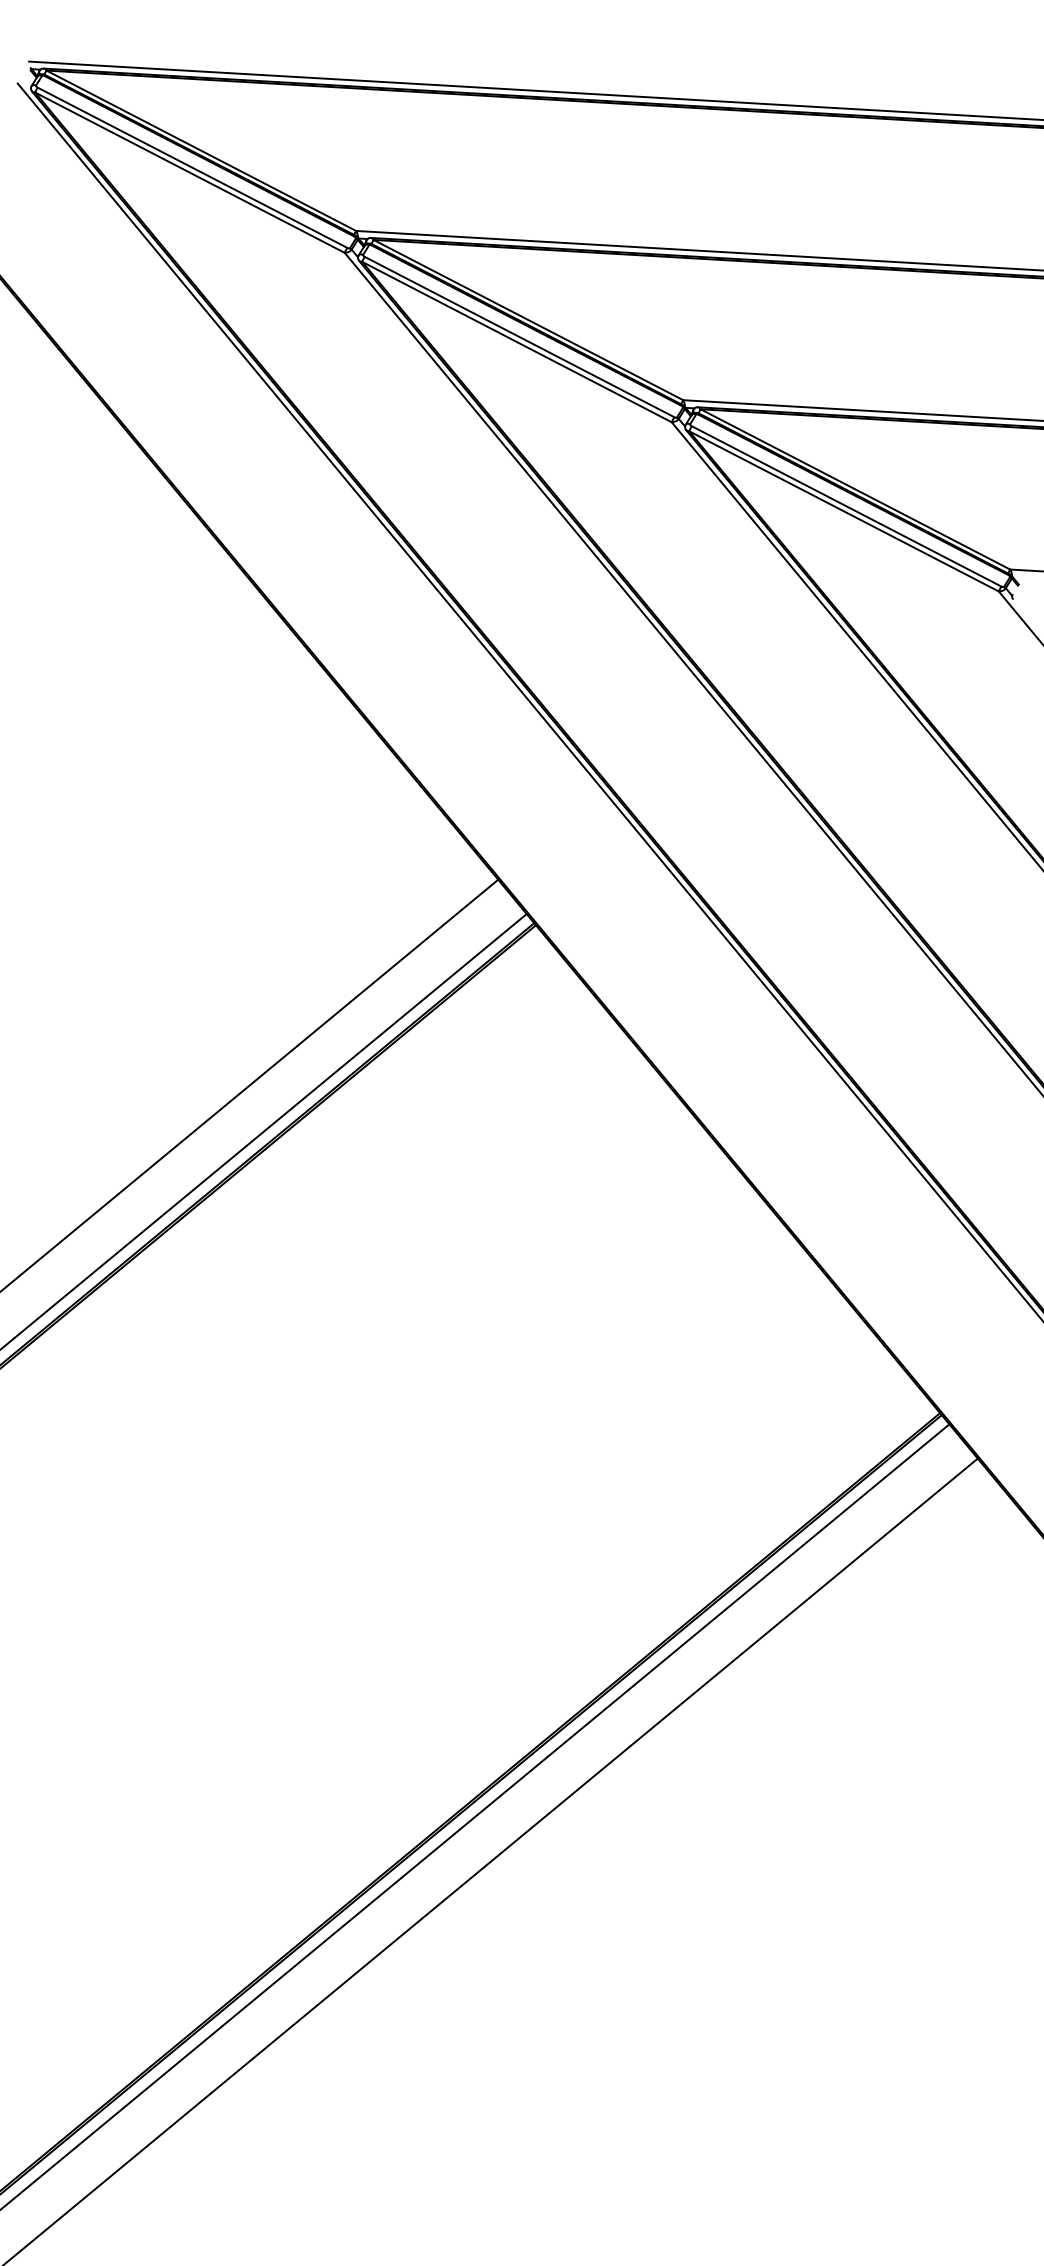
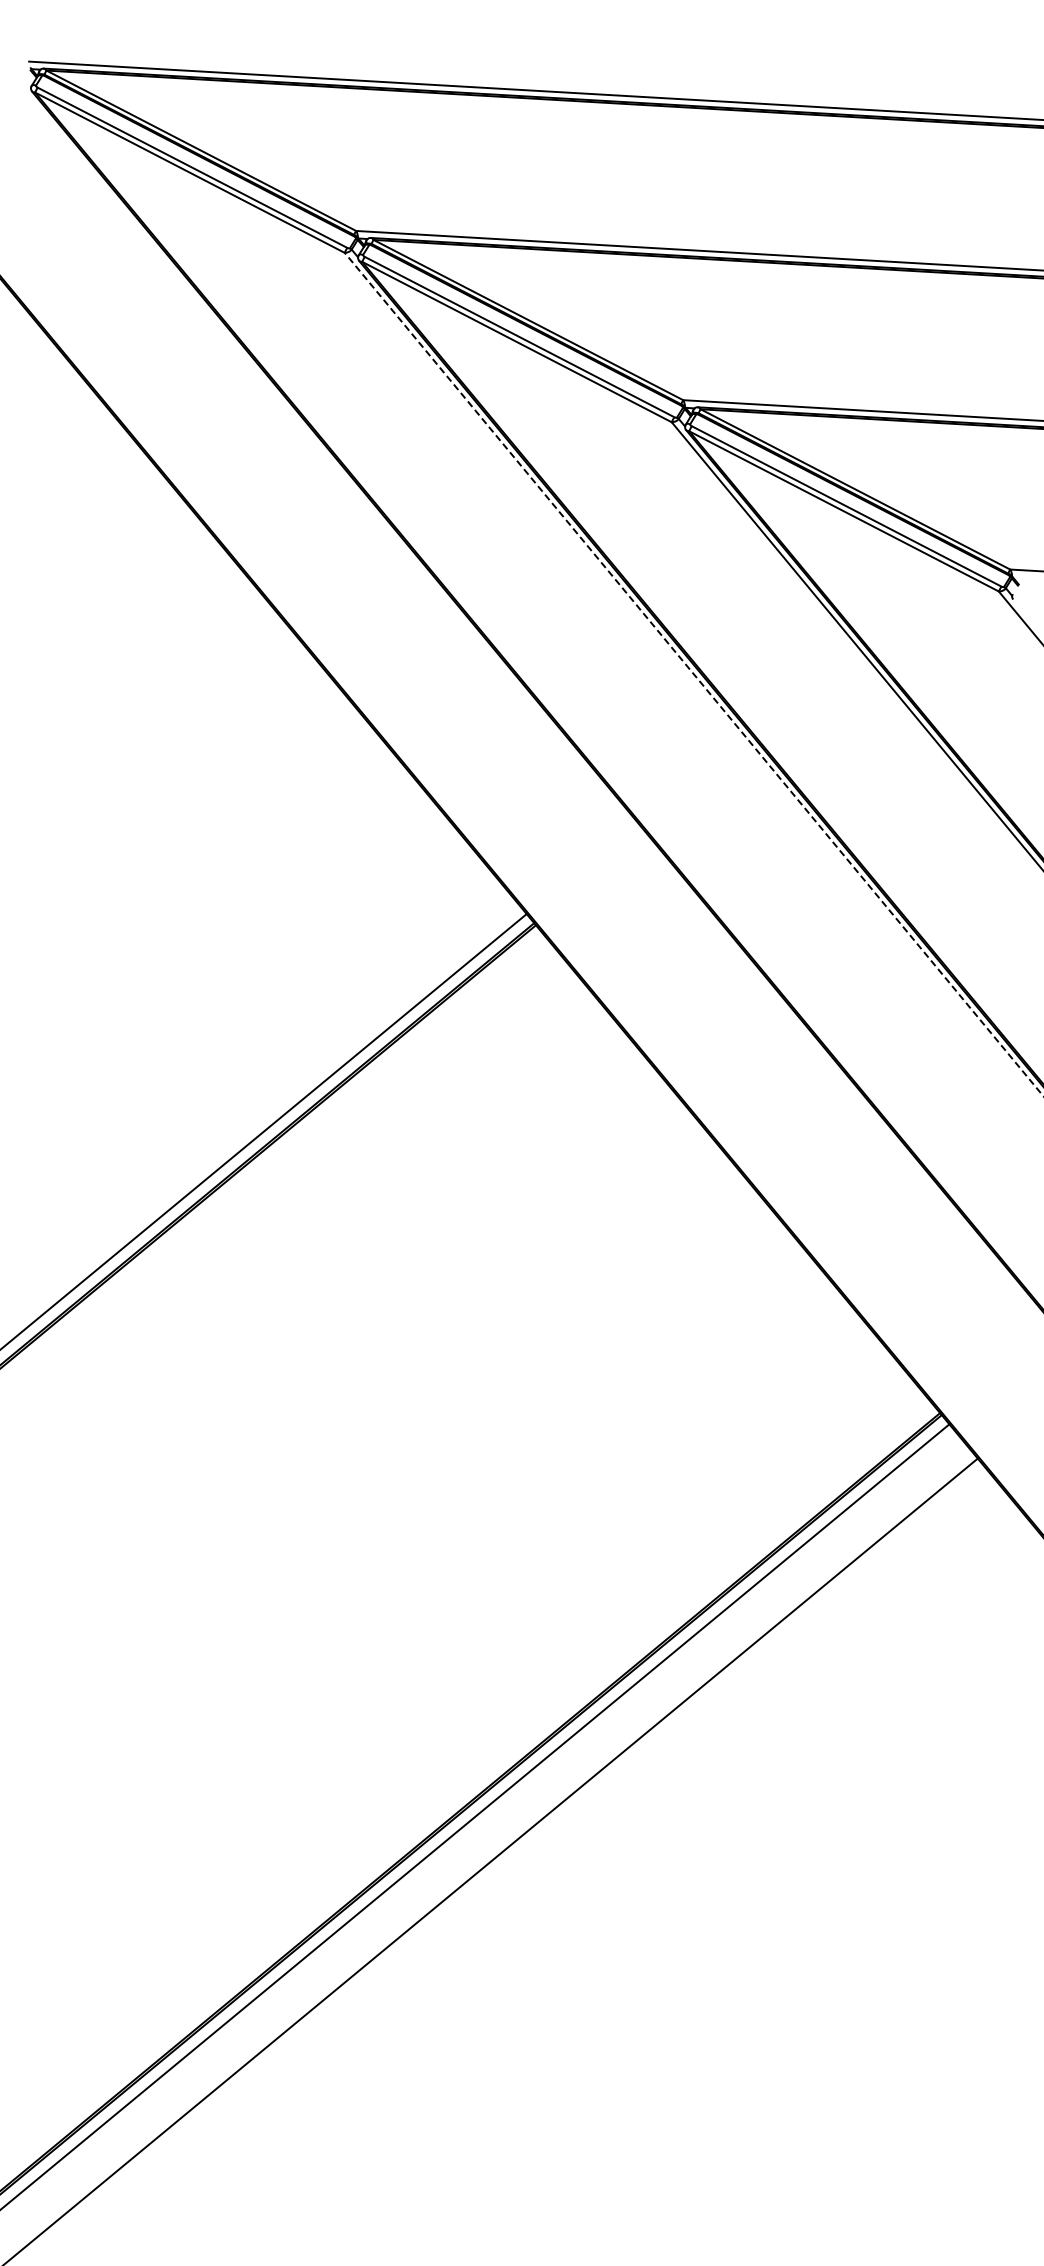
line: solid -> dashed (694, 674)
line: present -> none (528, 700)
line: present -> none (250, 1084)
